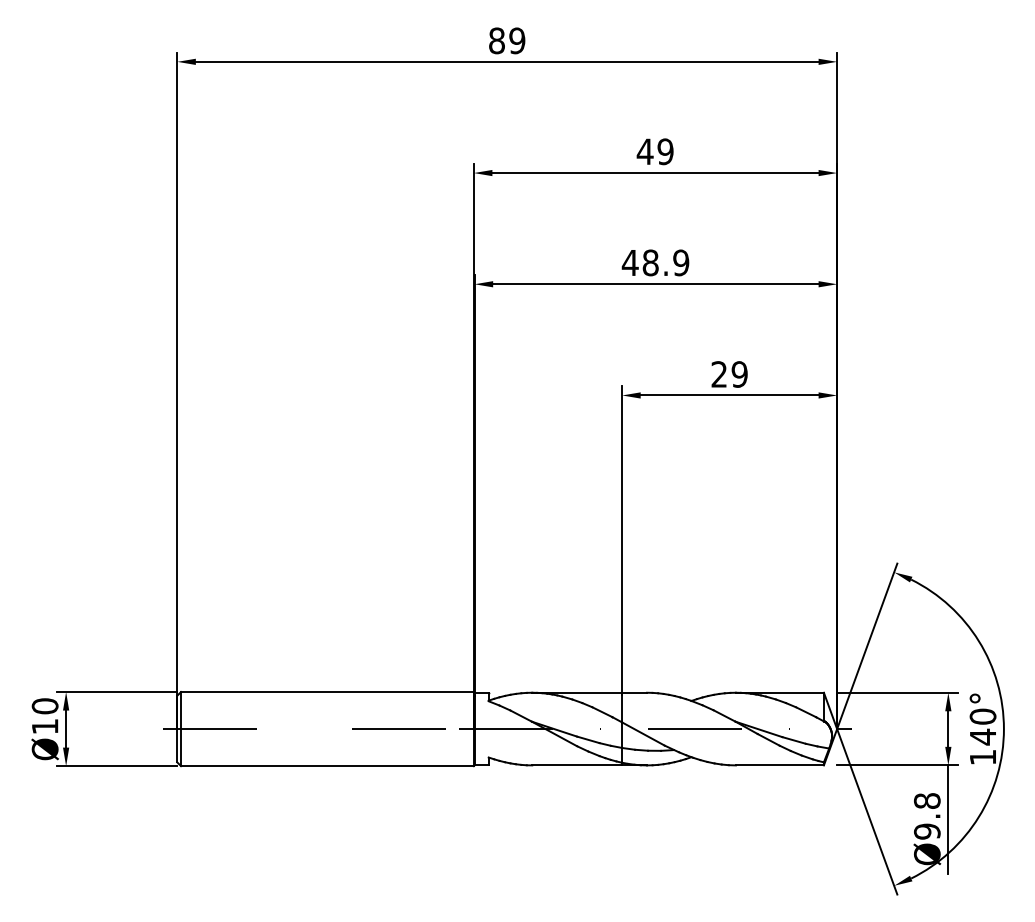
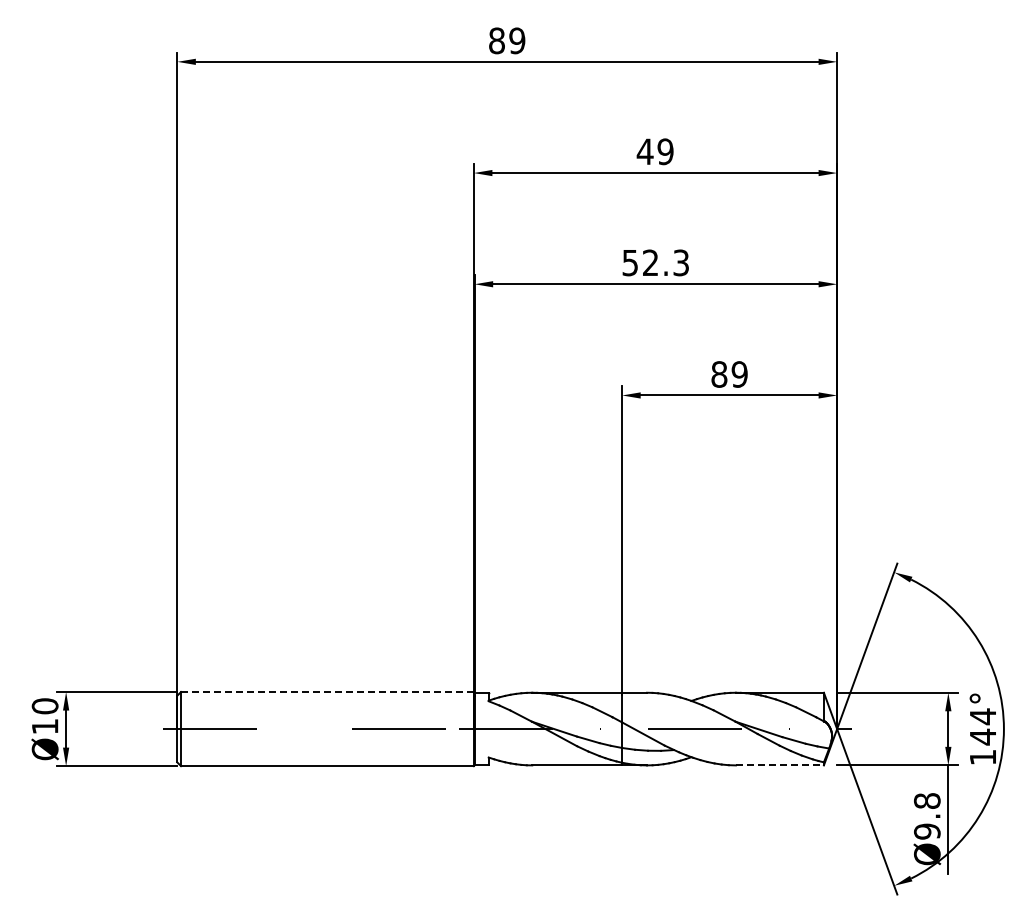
text: 48.9 -> 52.3 (655, 262)
text: 29 -> 89 (719, 374)
line: solid -> dashed (326, 692)
text: 140° -> 144° (982, 716)
line: solid -> dashed (780, 765)
